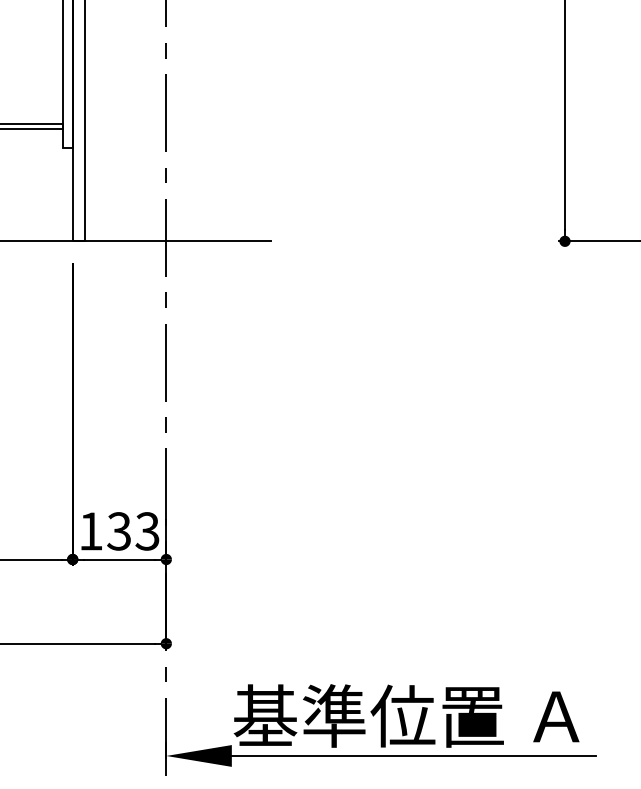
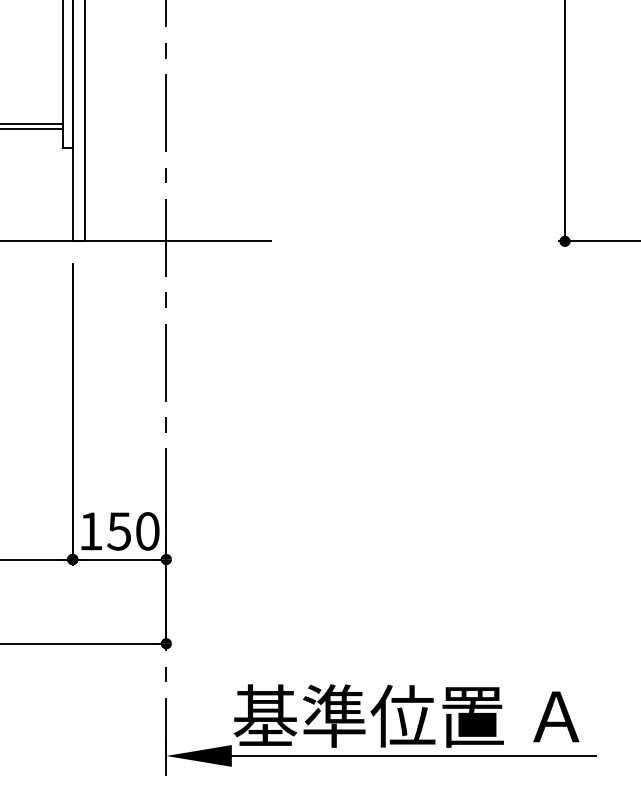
text: 133 -> 150 (133, 531)
